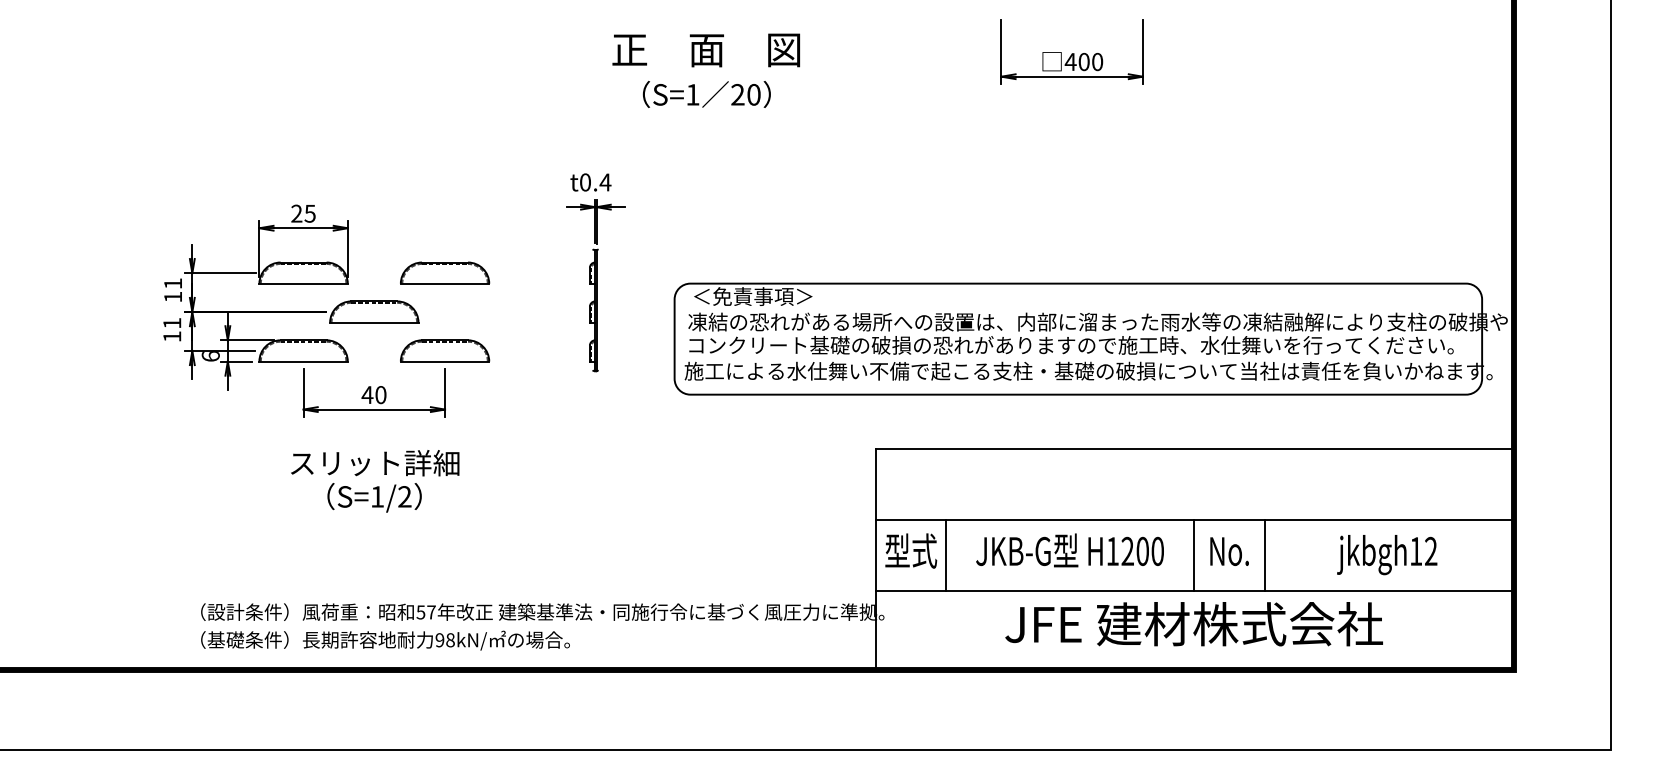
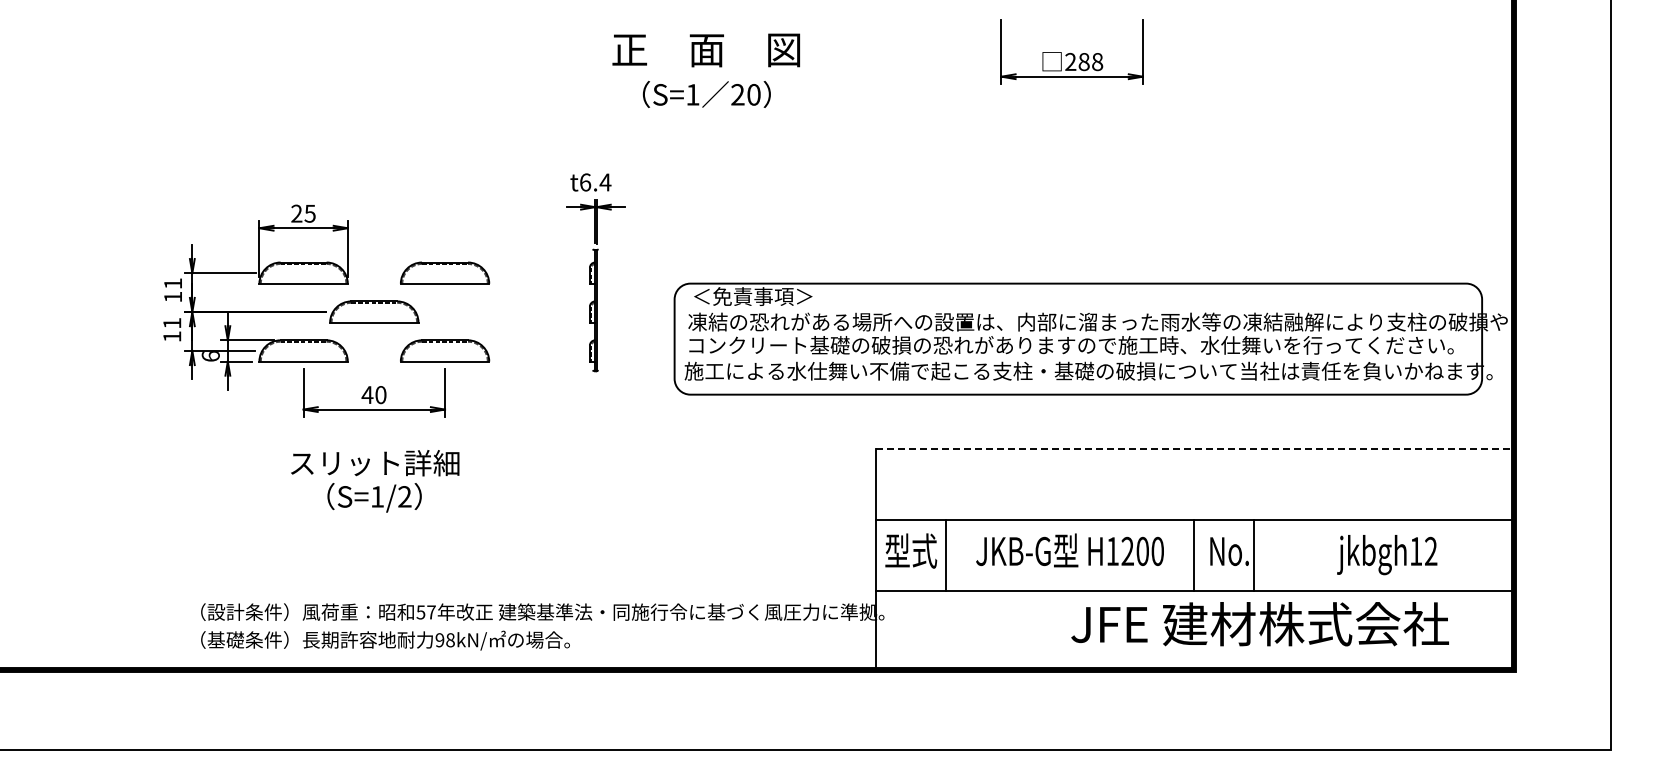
text: 400 -> 288 (1083, 61)
text: t0.4 -> t6.4 (585, 182)
line: solid -> dashed (1194, 449)
line position: (1264, 554) -> (1253, 554) (1253, 554)
text position: (1193, 624) -> (1259, 624) (1259, 624)
